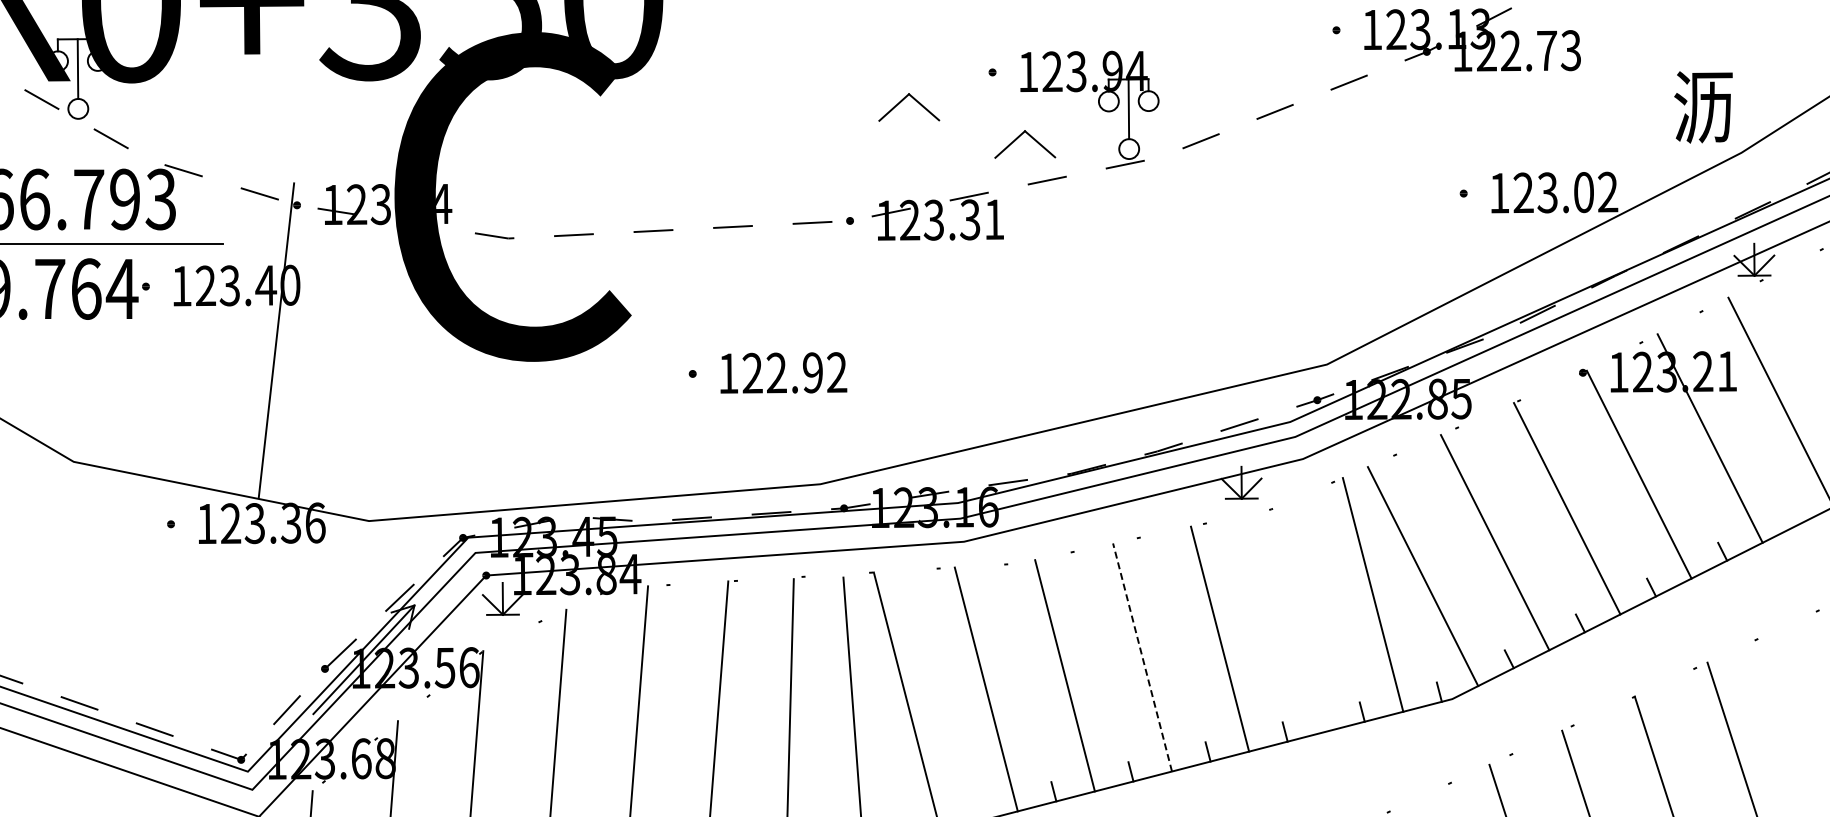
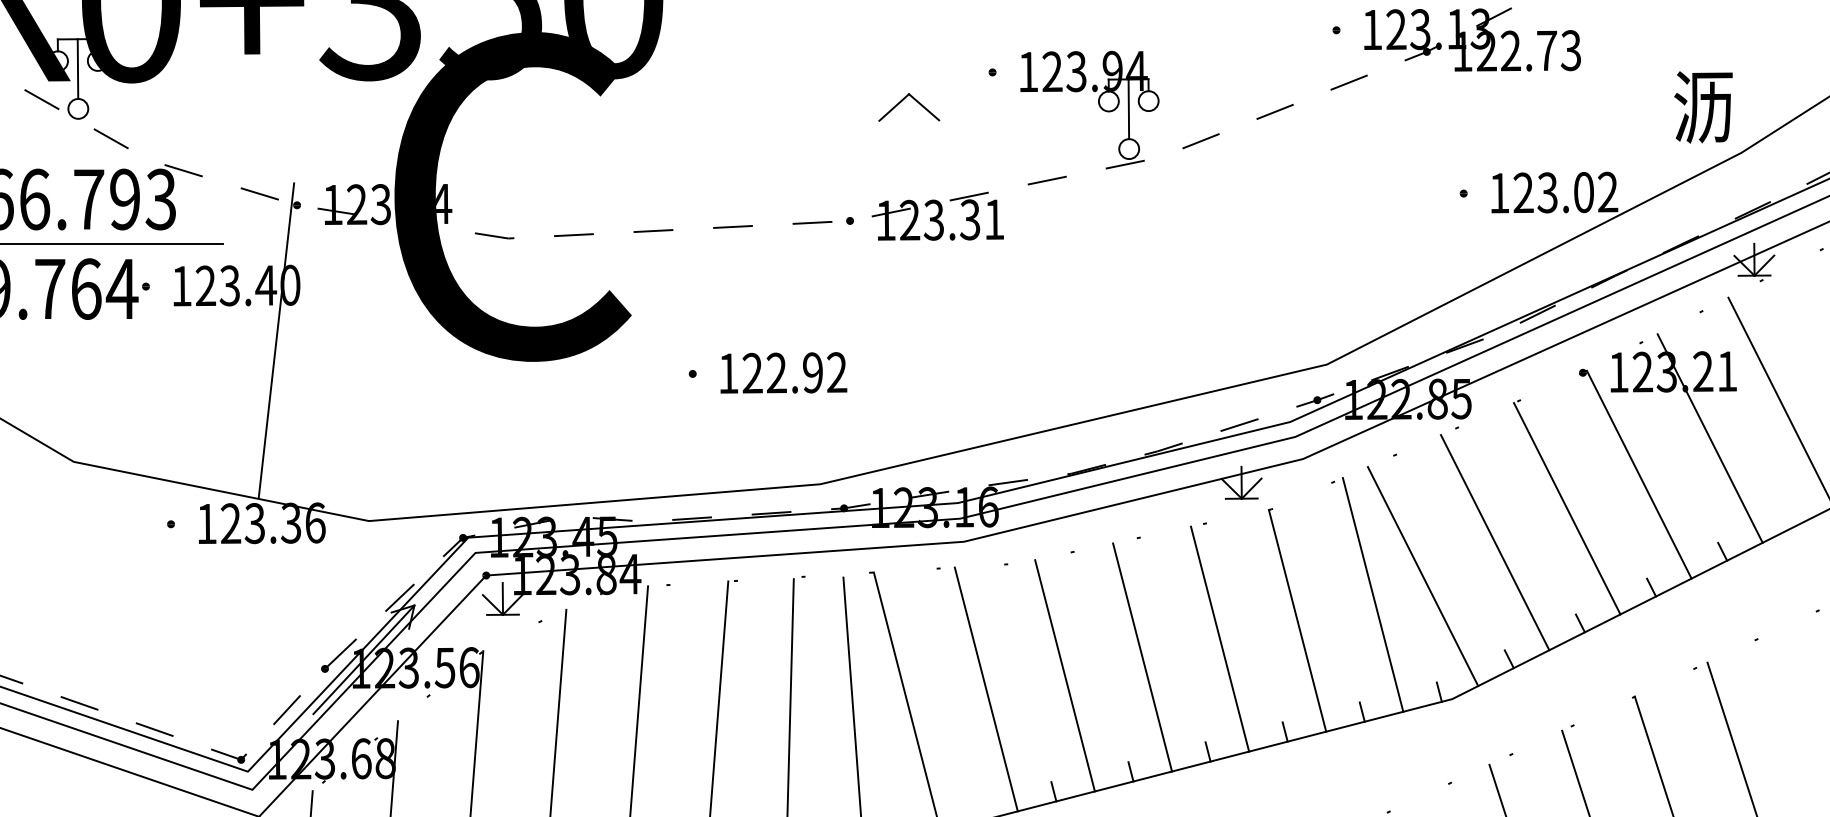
part: present -> none (1031, 138)
line: none -> present (1297, 620)
line: dashed -> solid (1142, 657)
